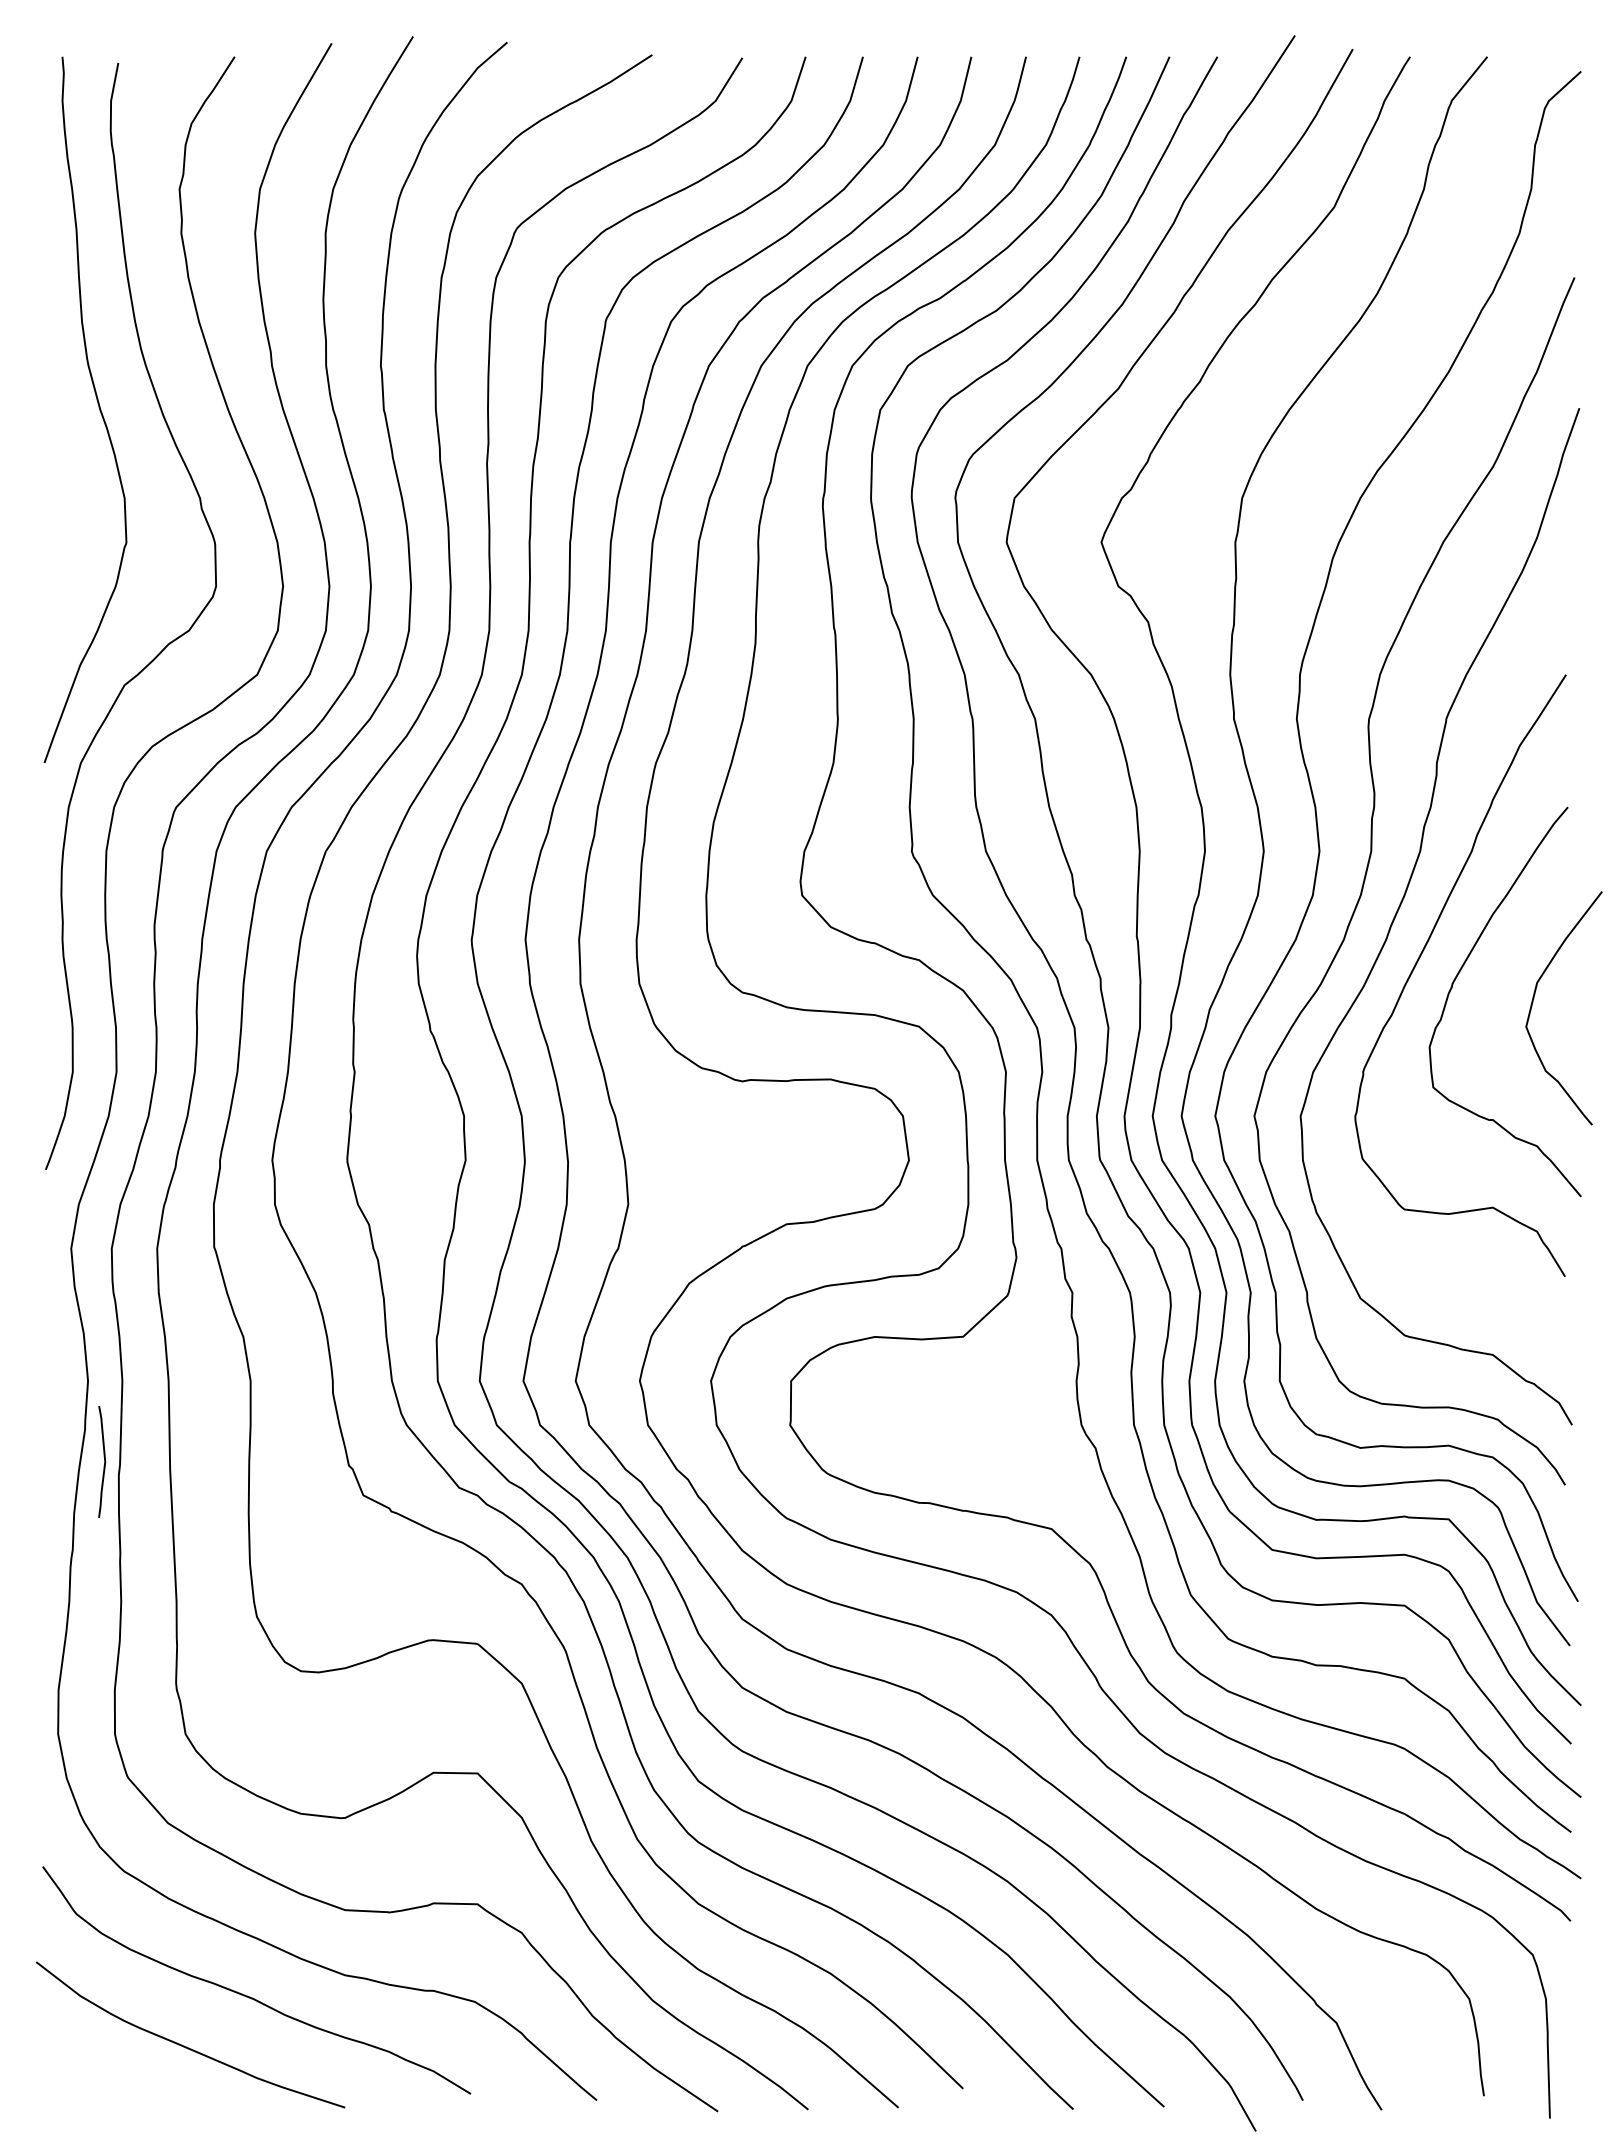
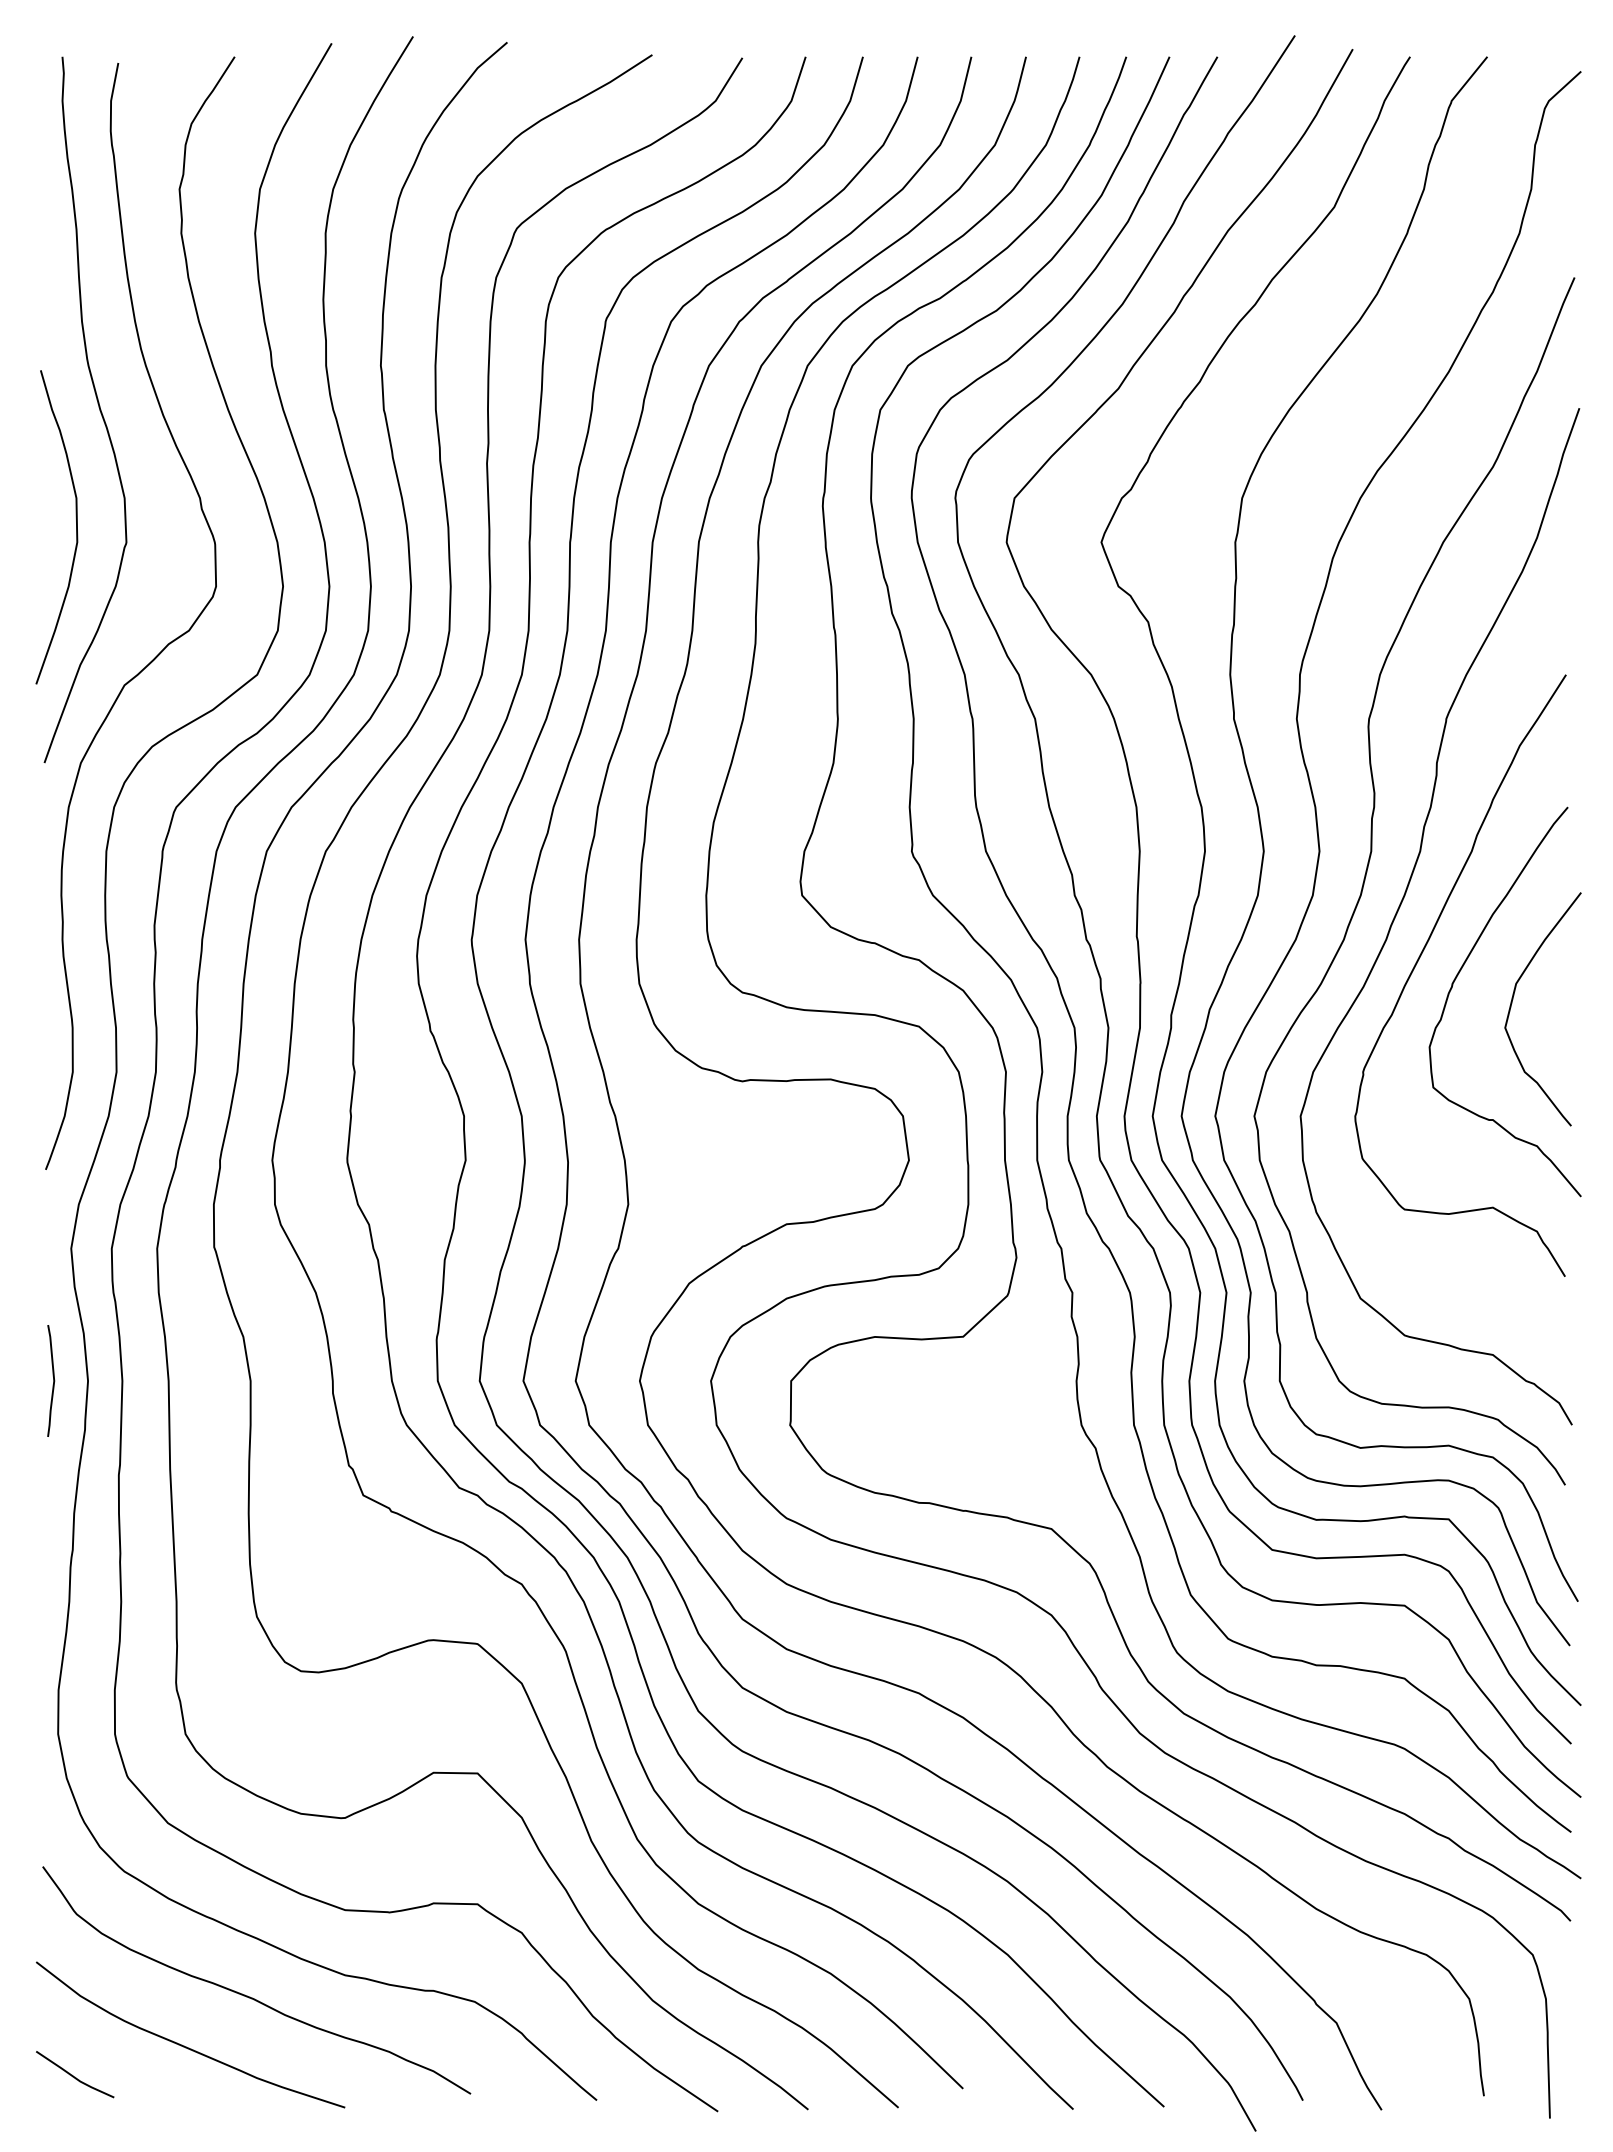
curve: none -> present (76, 527)
curve position: (1533, 1002) -> (1512, 1003) (1512, 1003)
curve position: (104, 1461) -> (53, 1380) (53, 1380)
line: none -> present (73, 2075)
